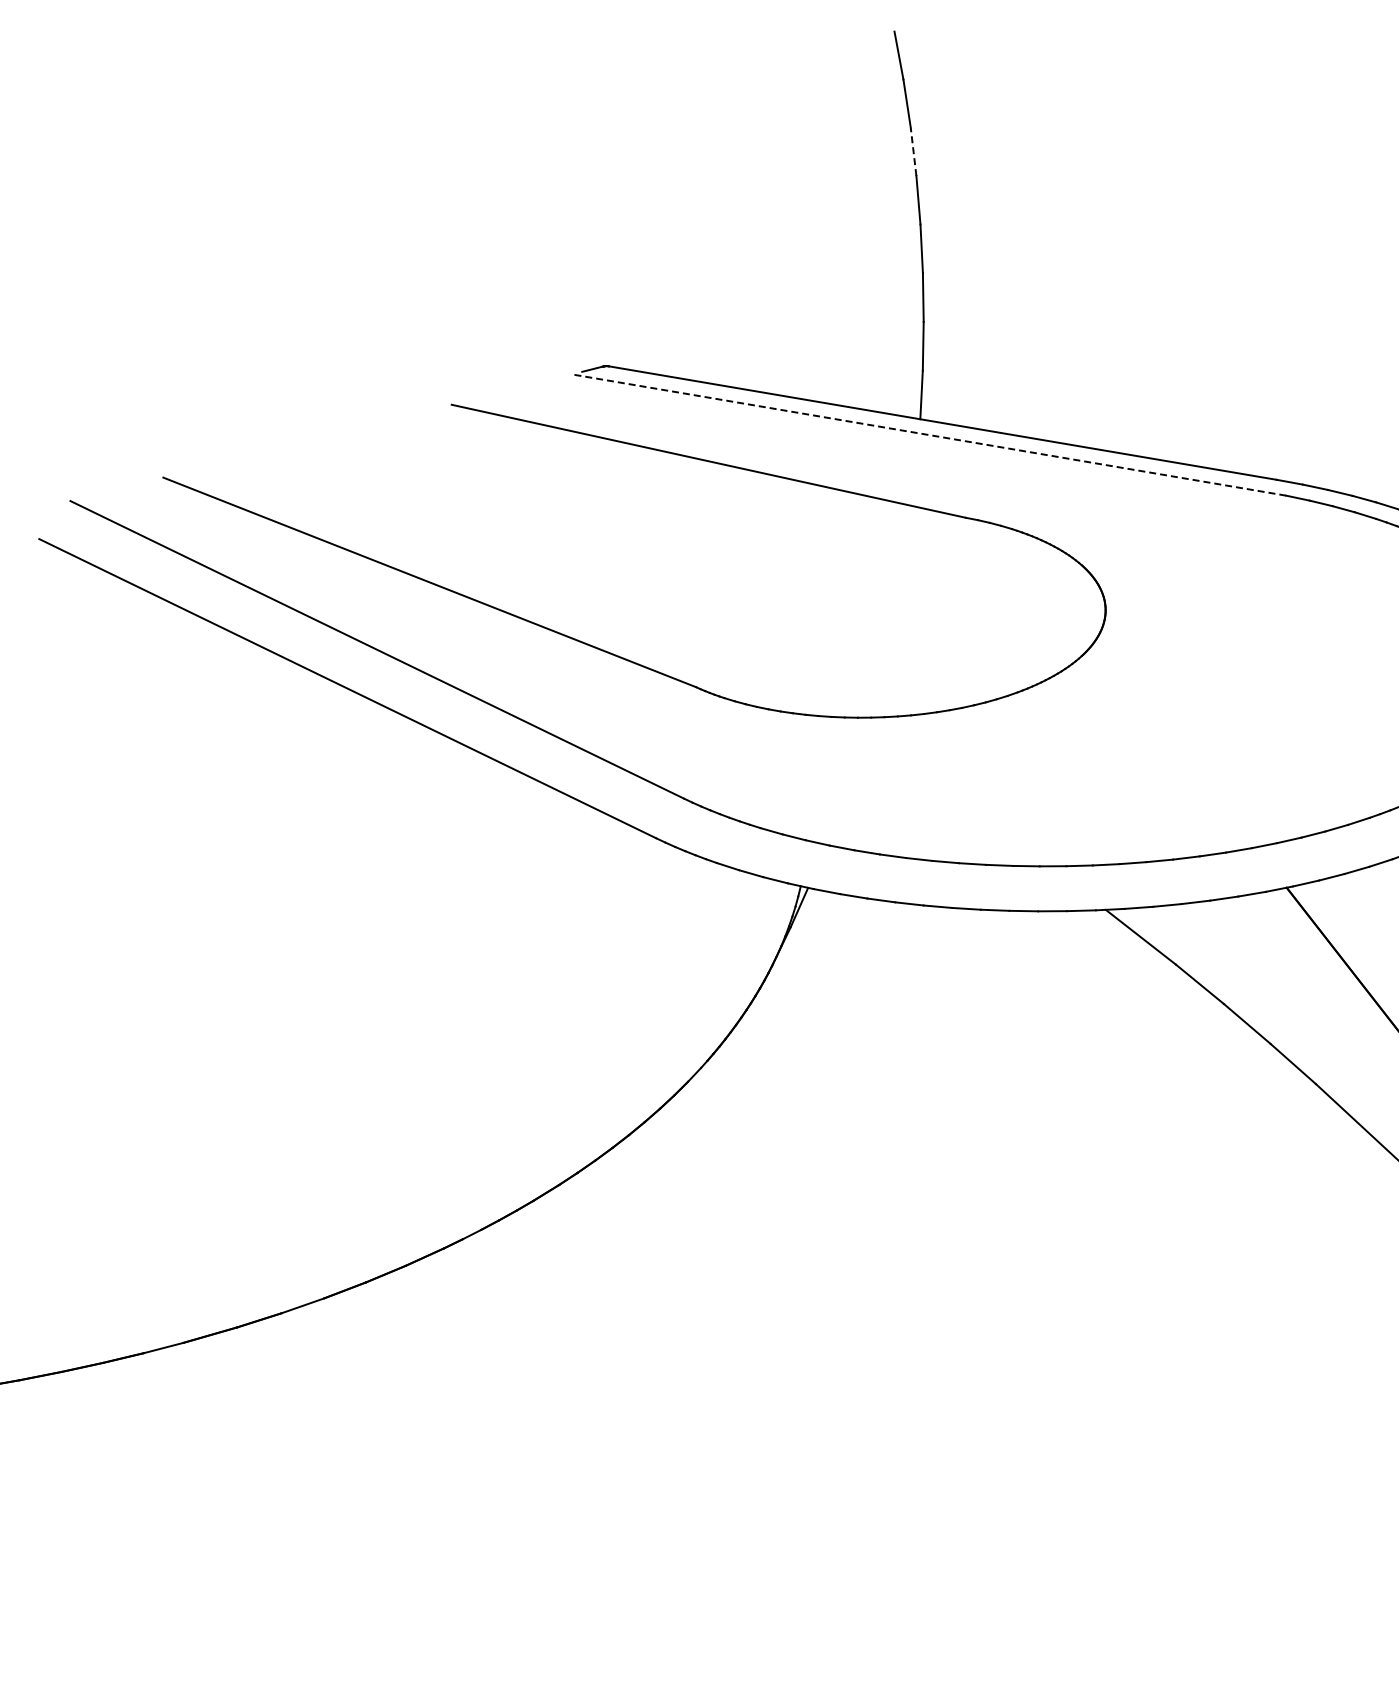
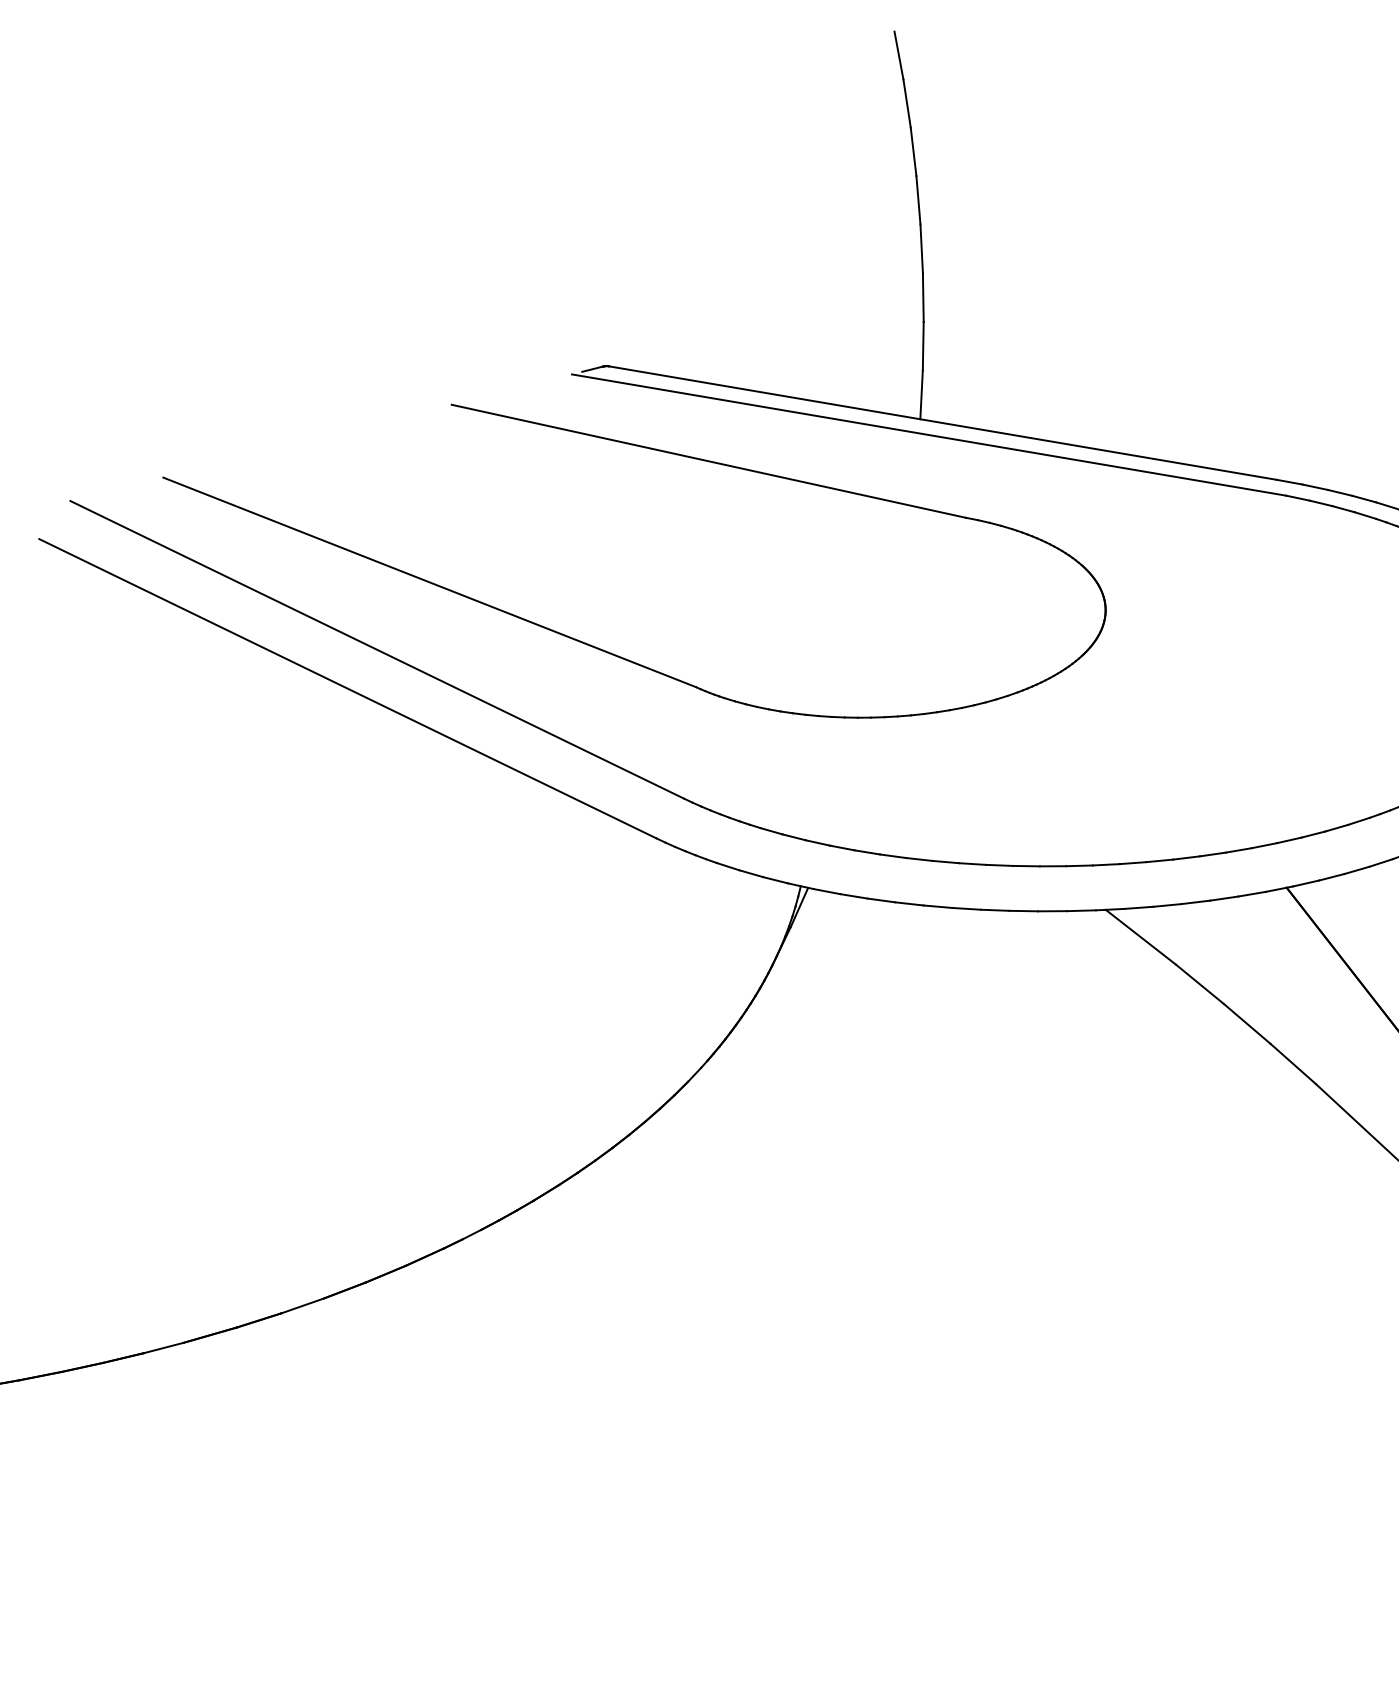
line: dashed -> solid (913, 151)
line: dashed -> solid (928, 434)
